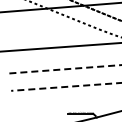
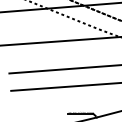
line position: (60, 47) -> (60, 41) (60, 41)
line: dashed -> solid (66, 69)
line: dashed -> solid (65, 86)
